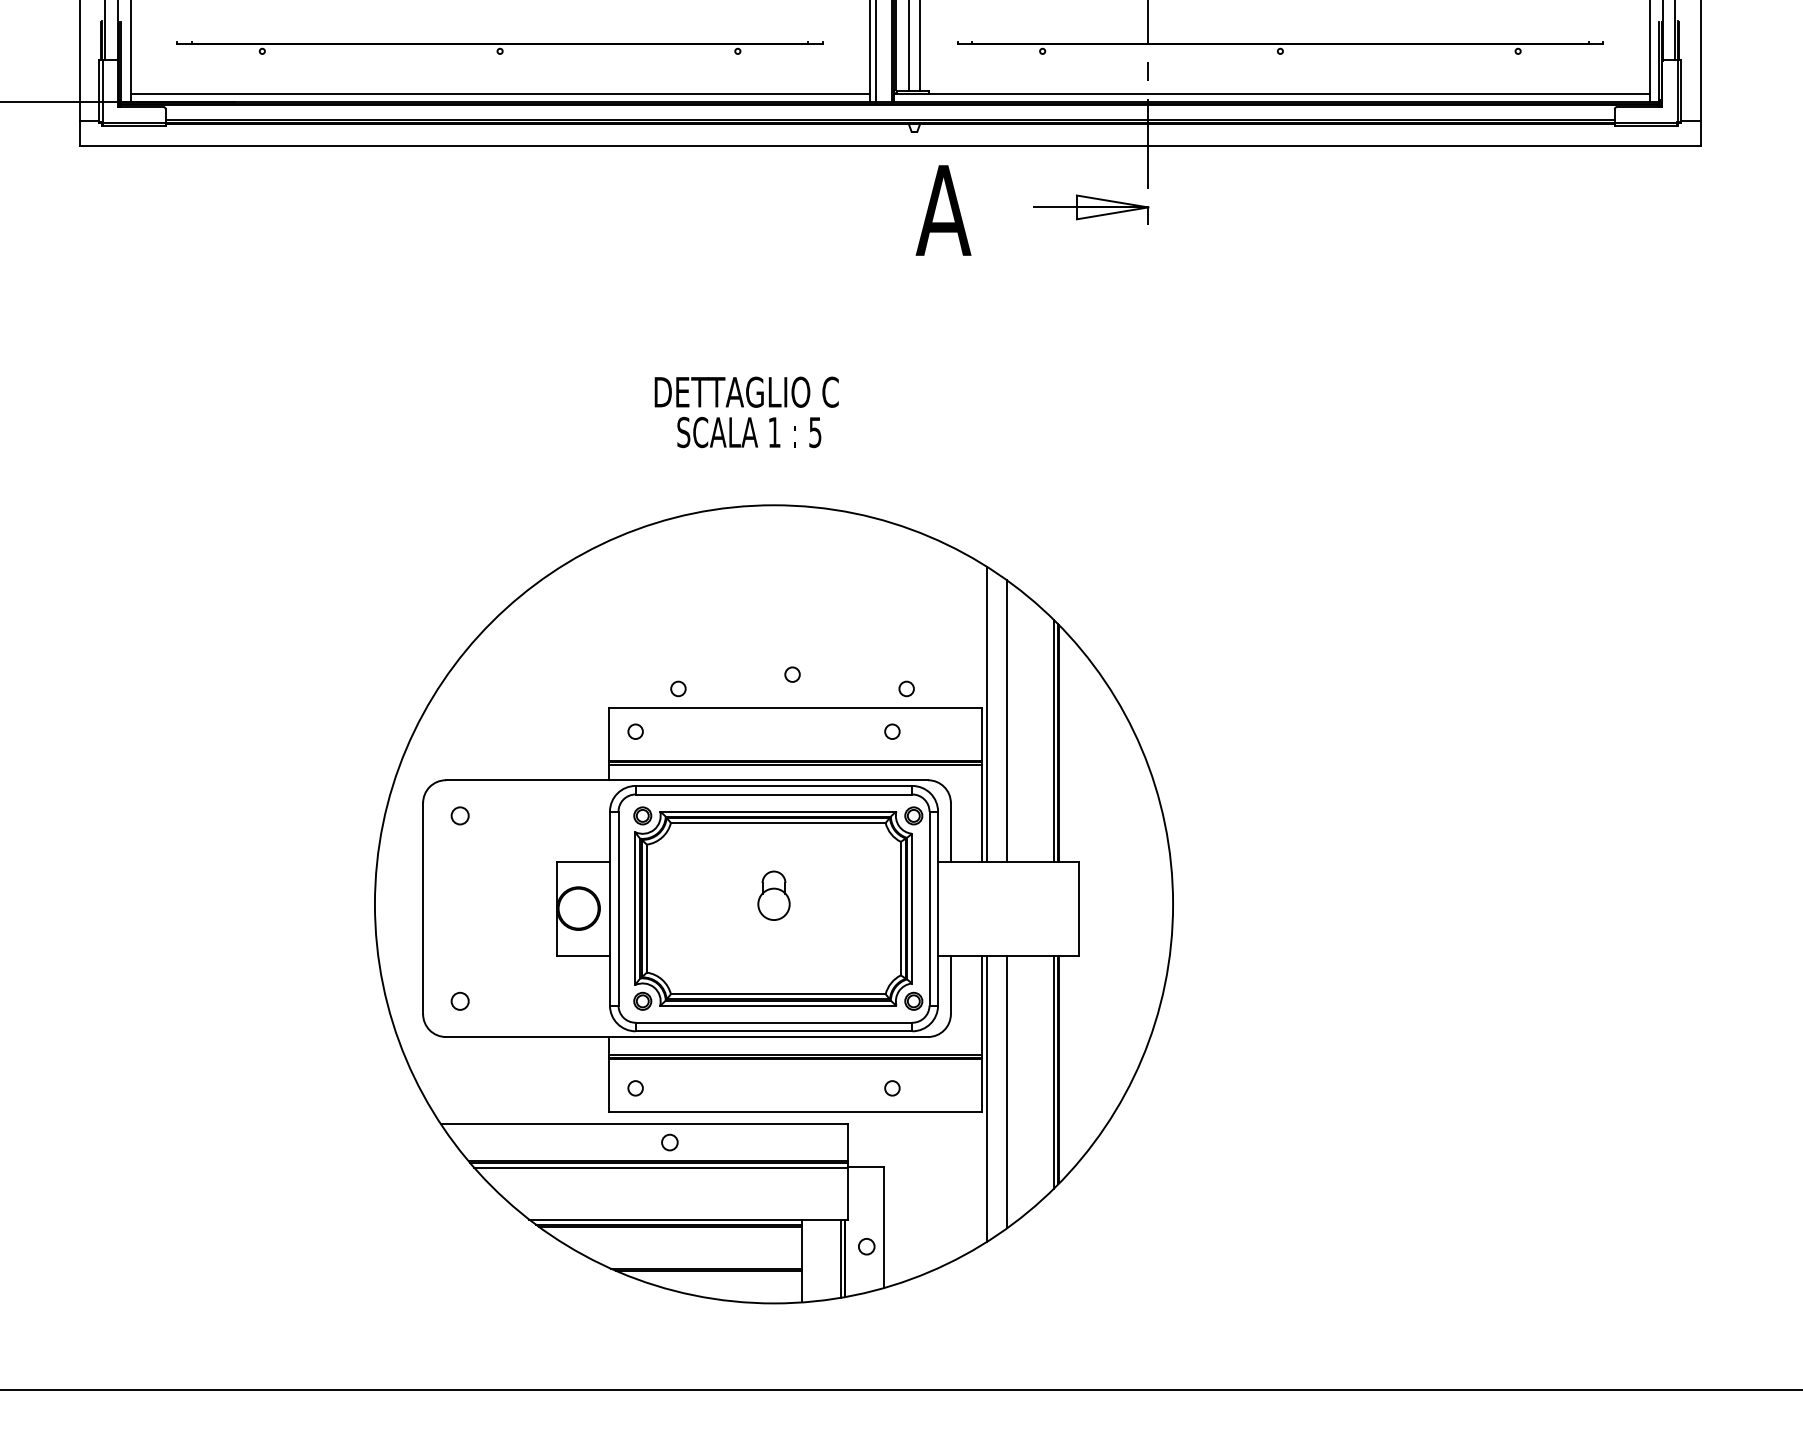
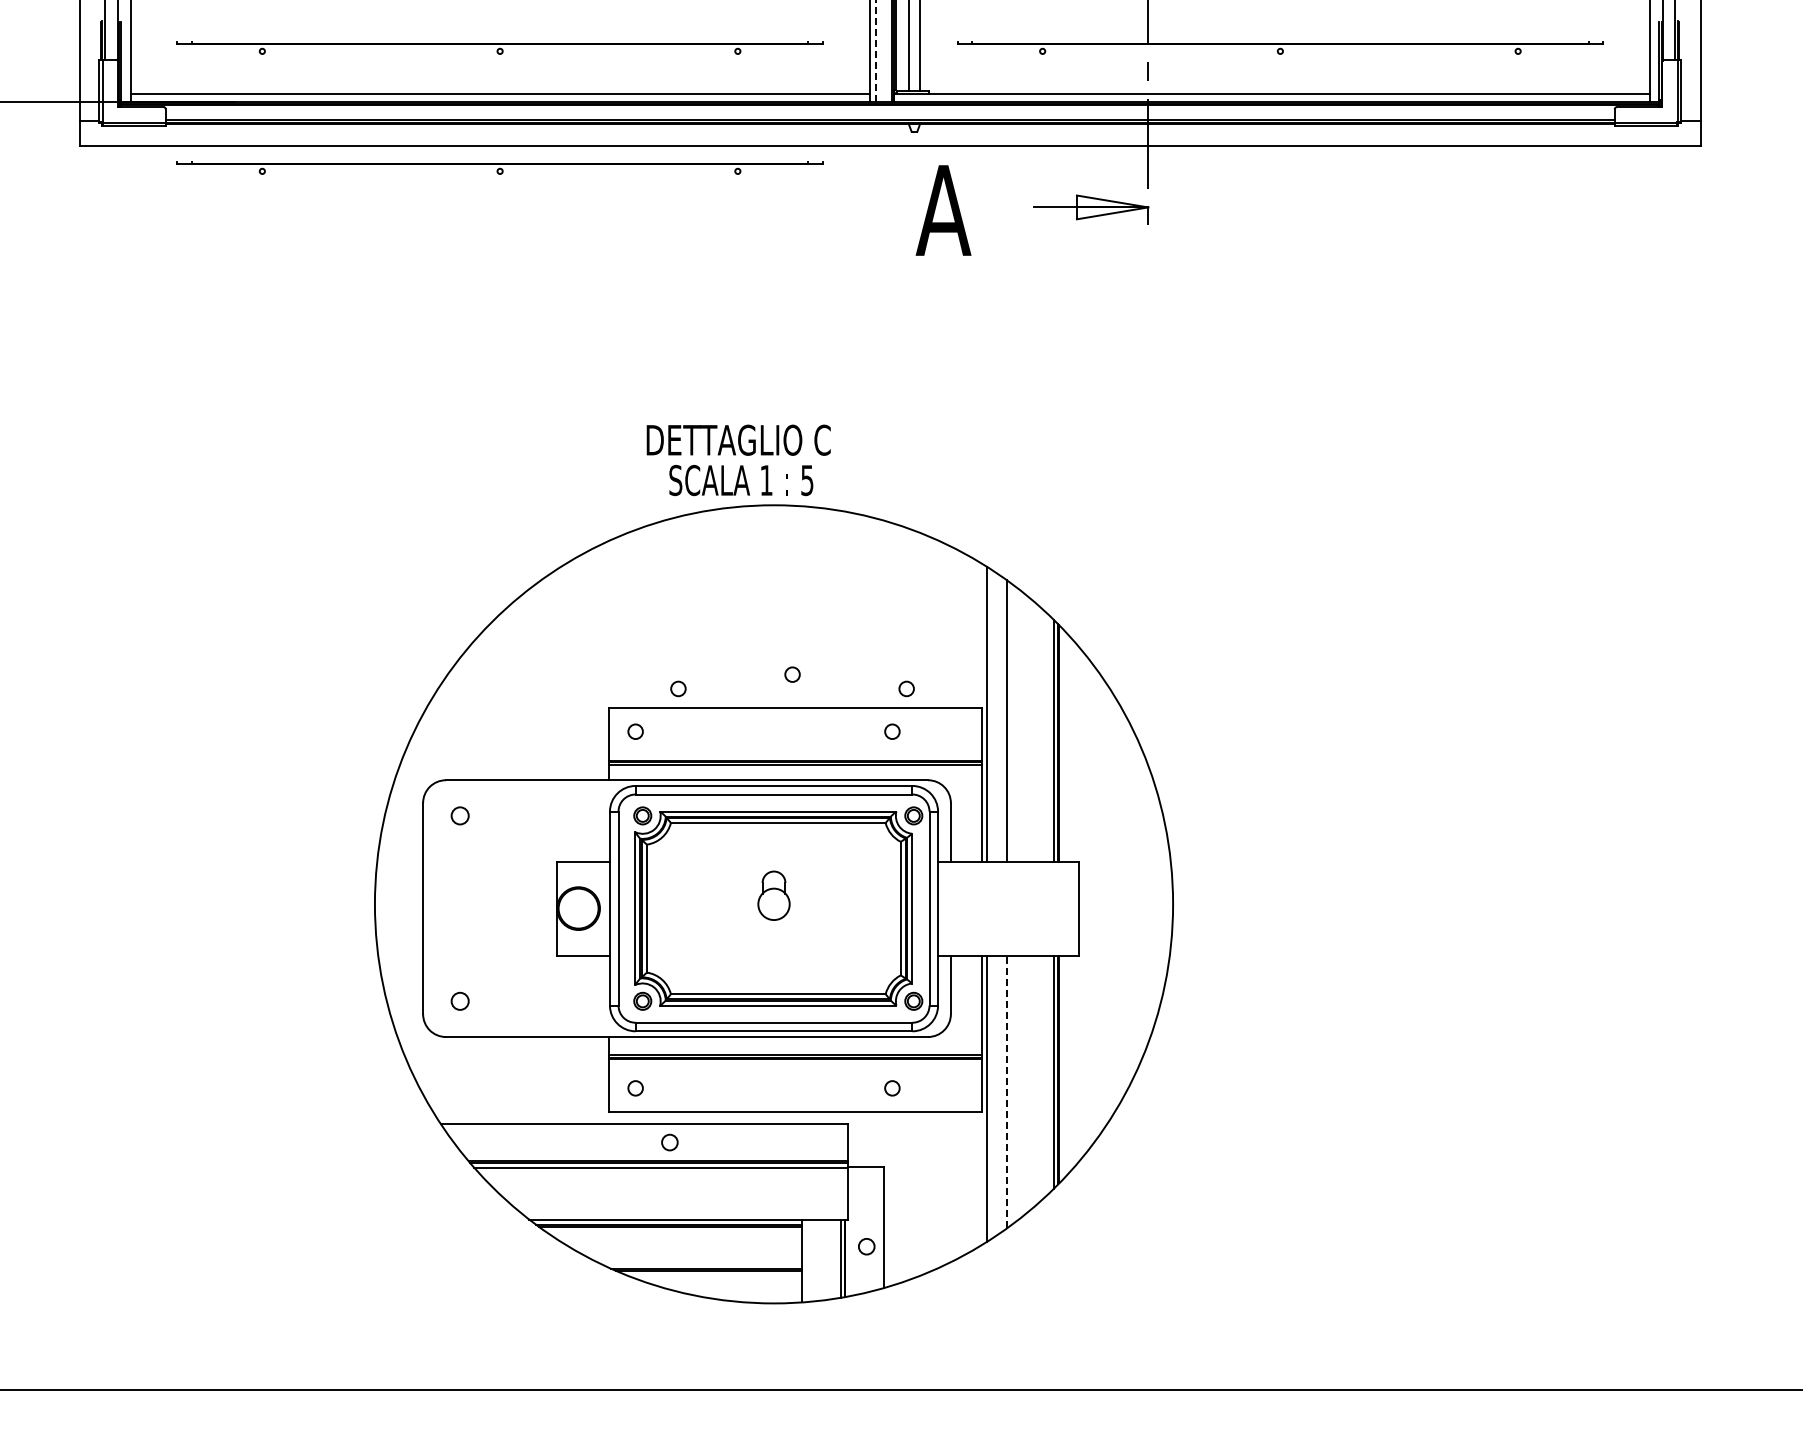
line: solid -> dashed (876, 50)
part: none -> present (499, 167)
text position: (746, 412) -> (738, 460) (738, 460)
line: solid -> dashed (1007, 1091)
